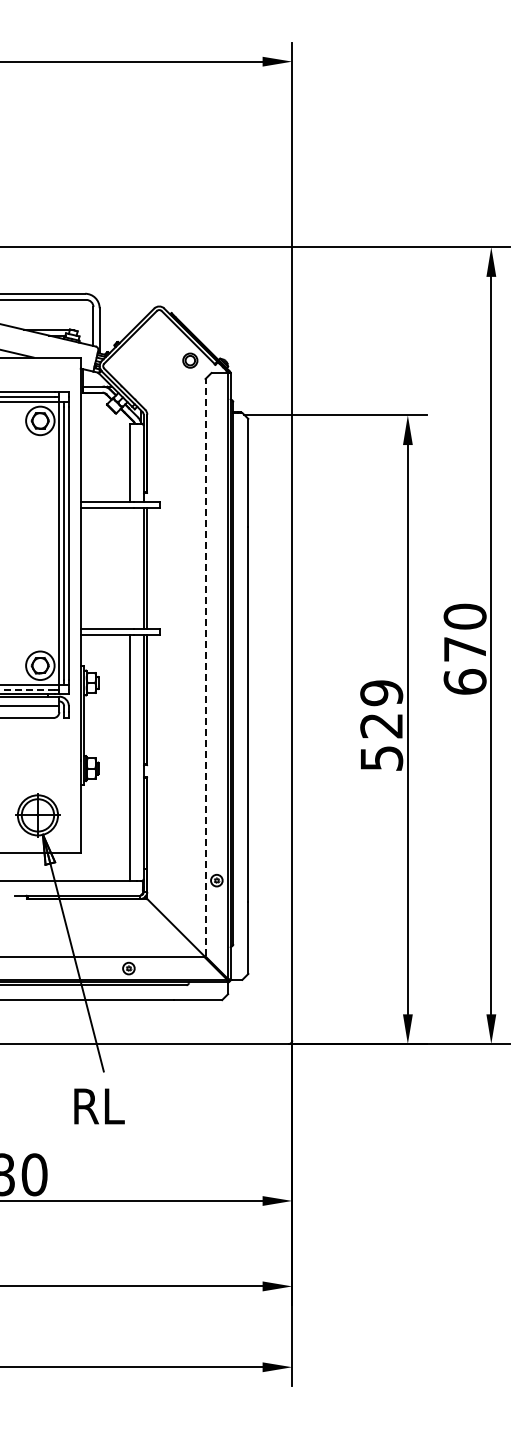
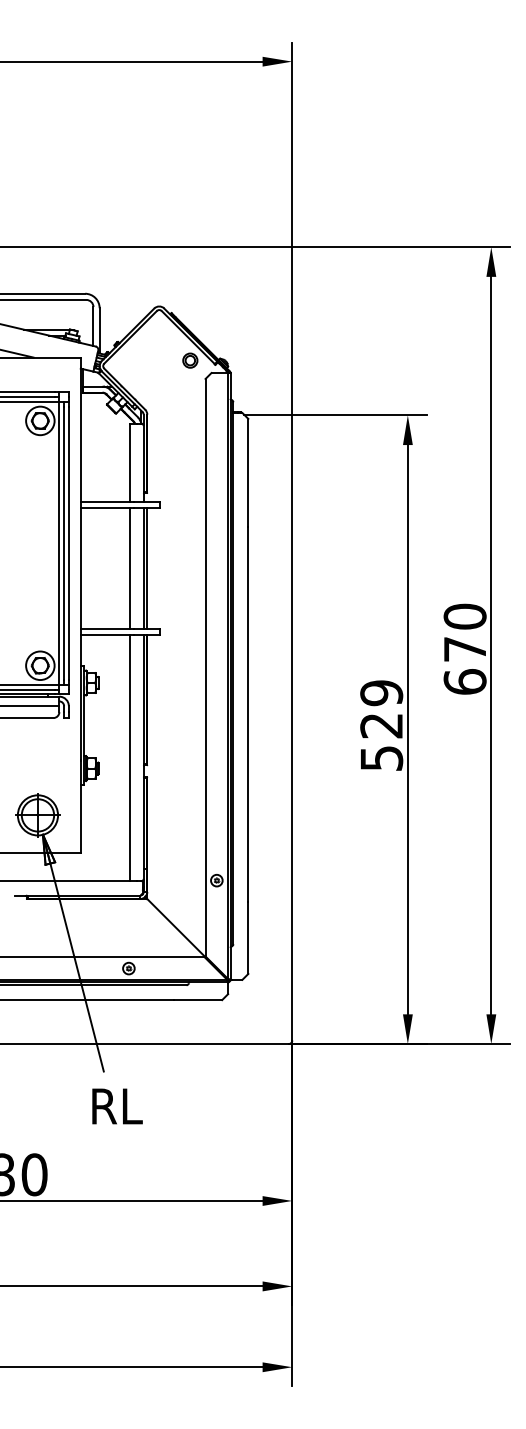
line: none -> present (129, 568)
line: dashed -> solid (205, 667)
line: dashed -> solid (27, 689)
text position: (99, 1106) -> (117, 1106) (117, 1106)
